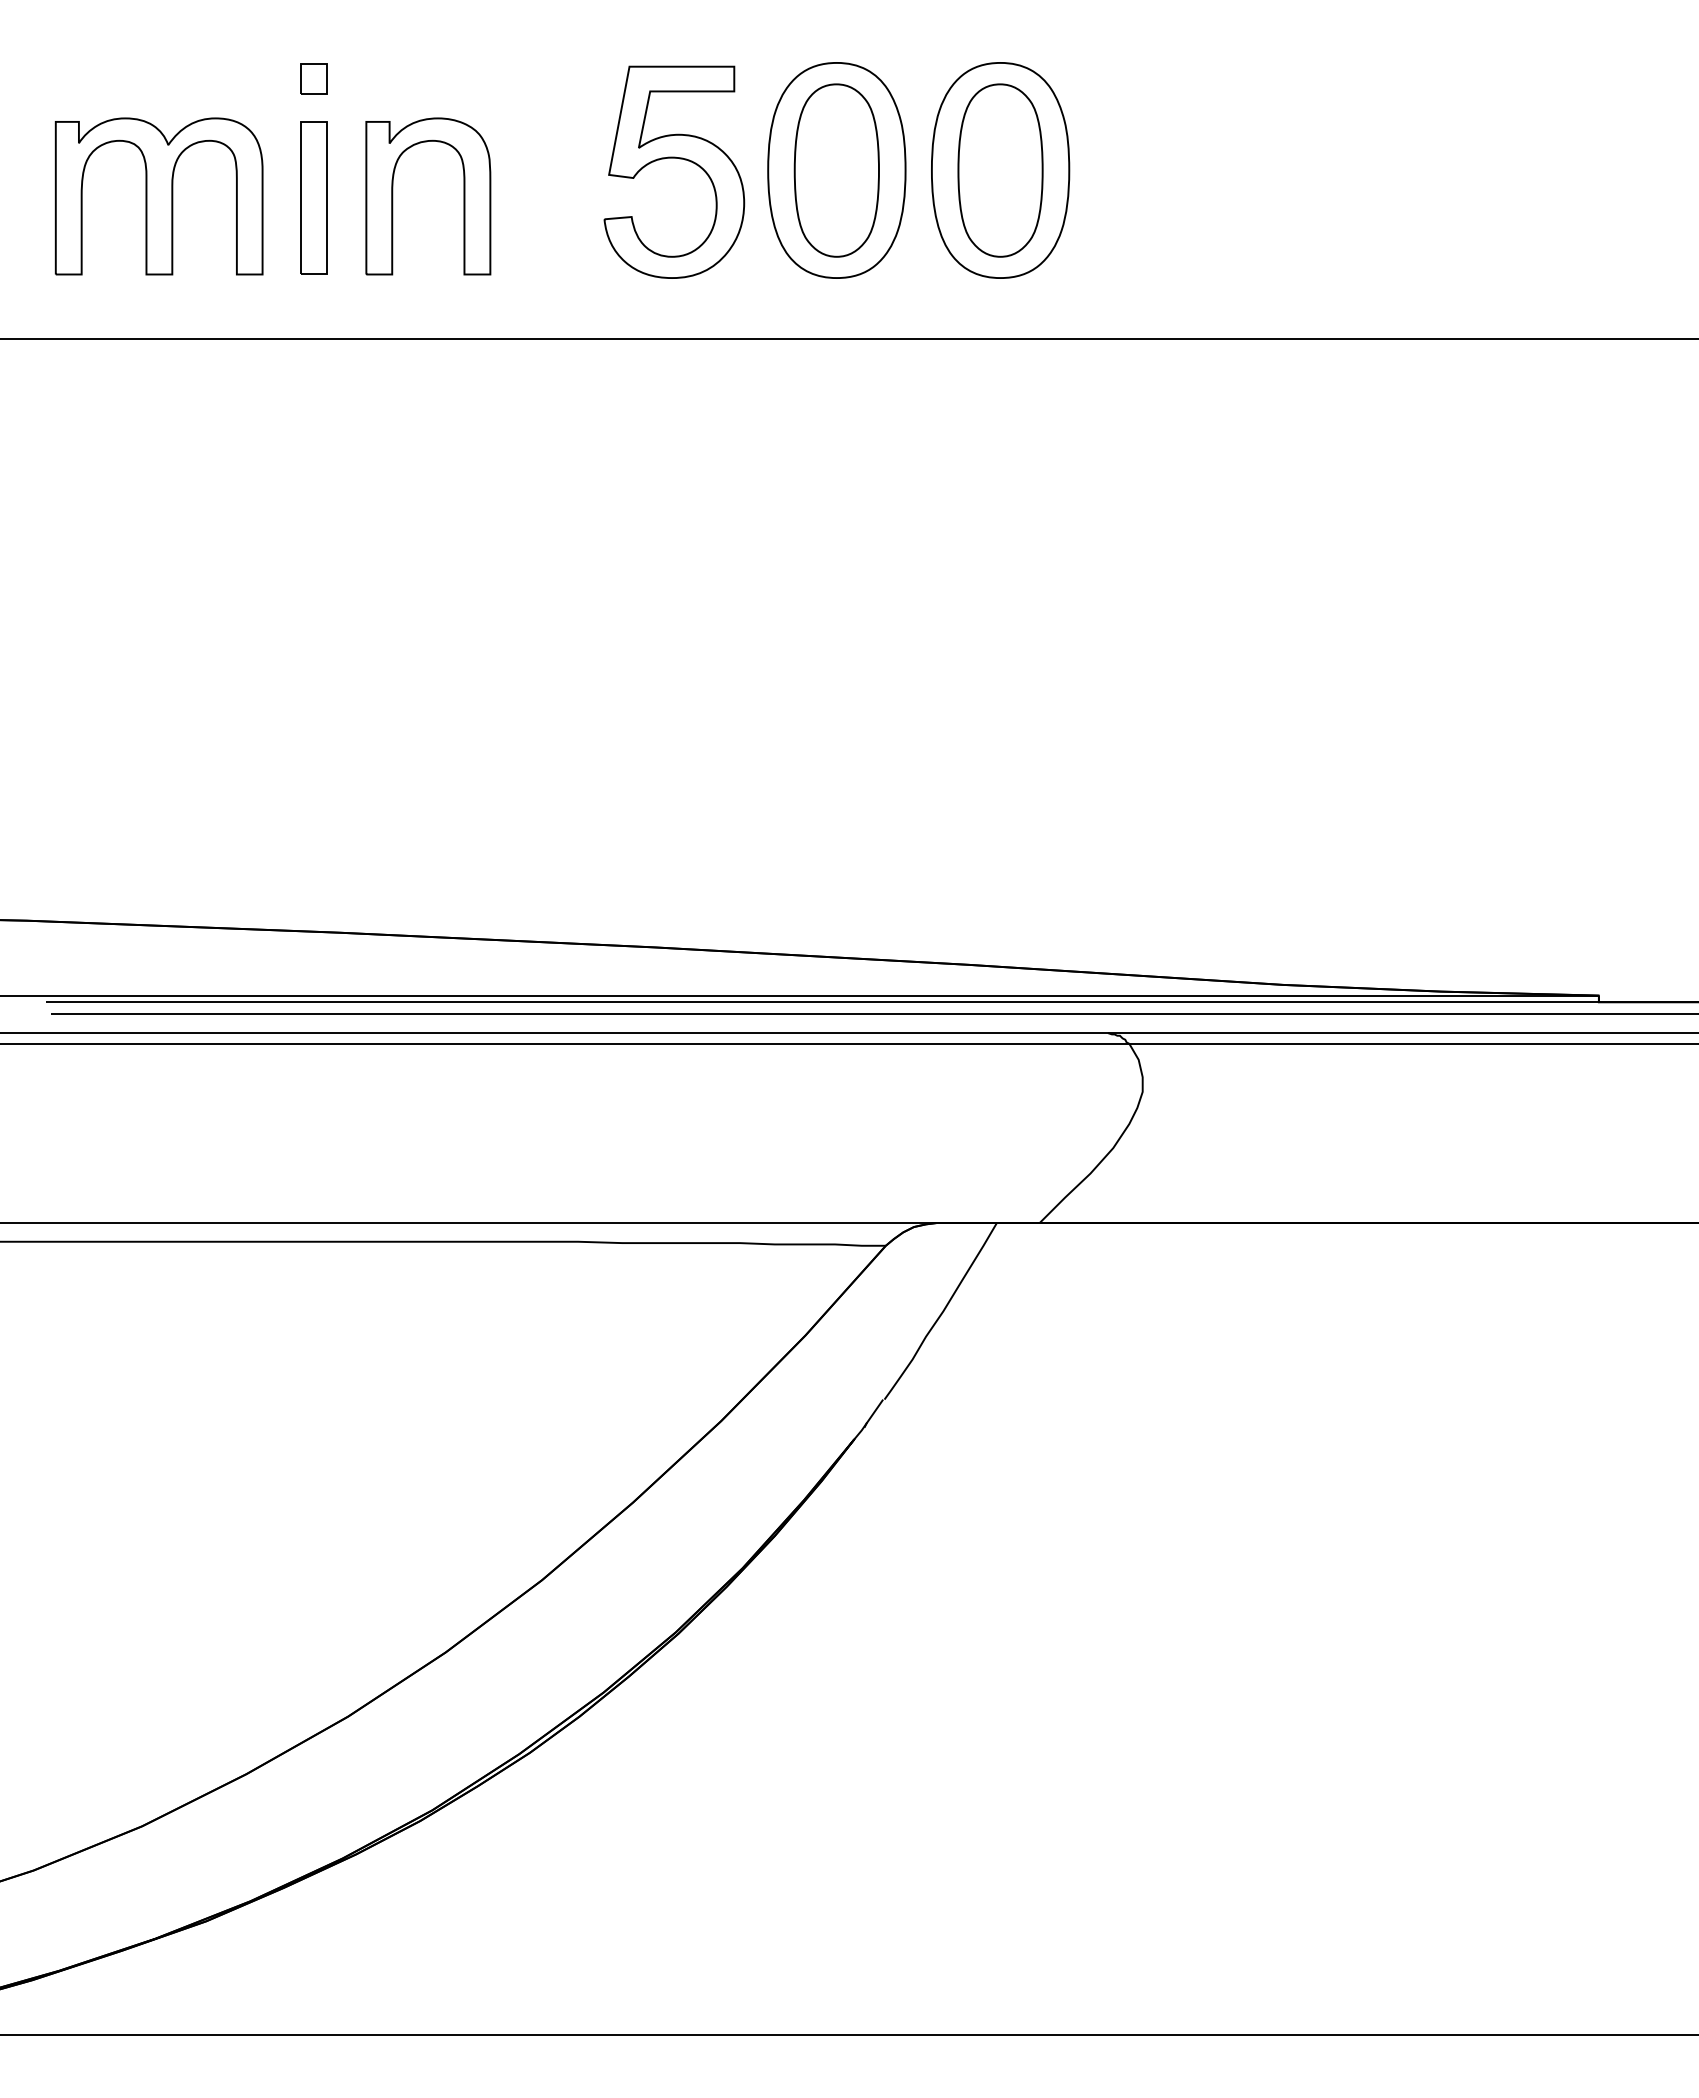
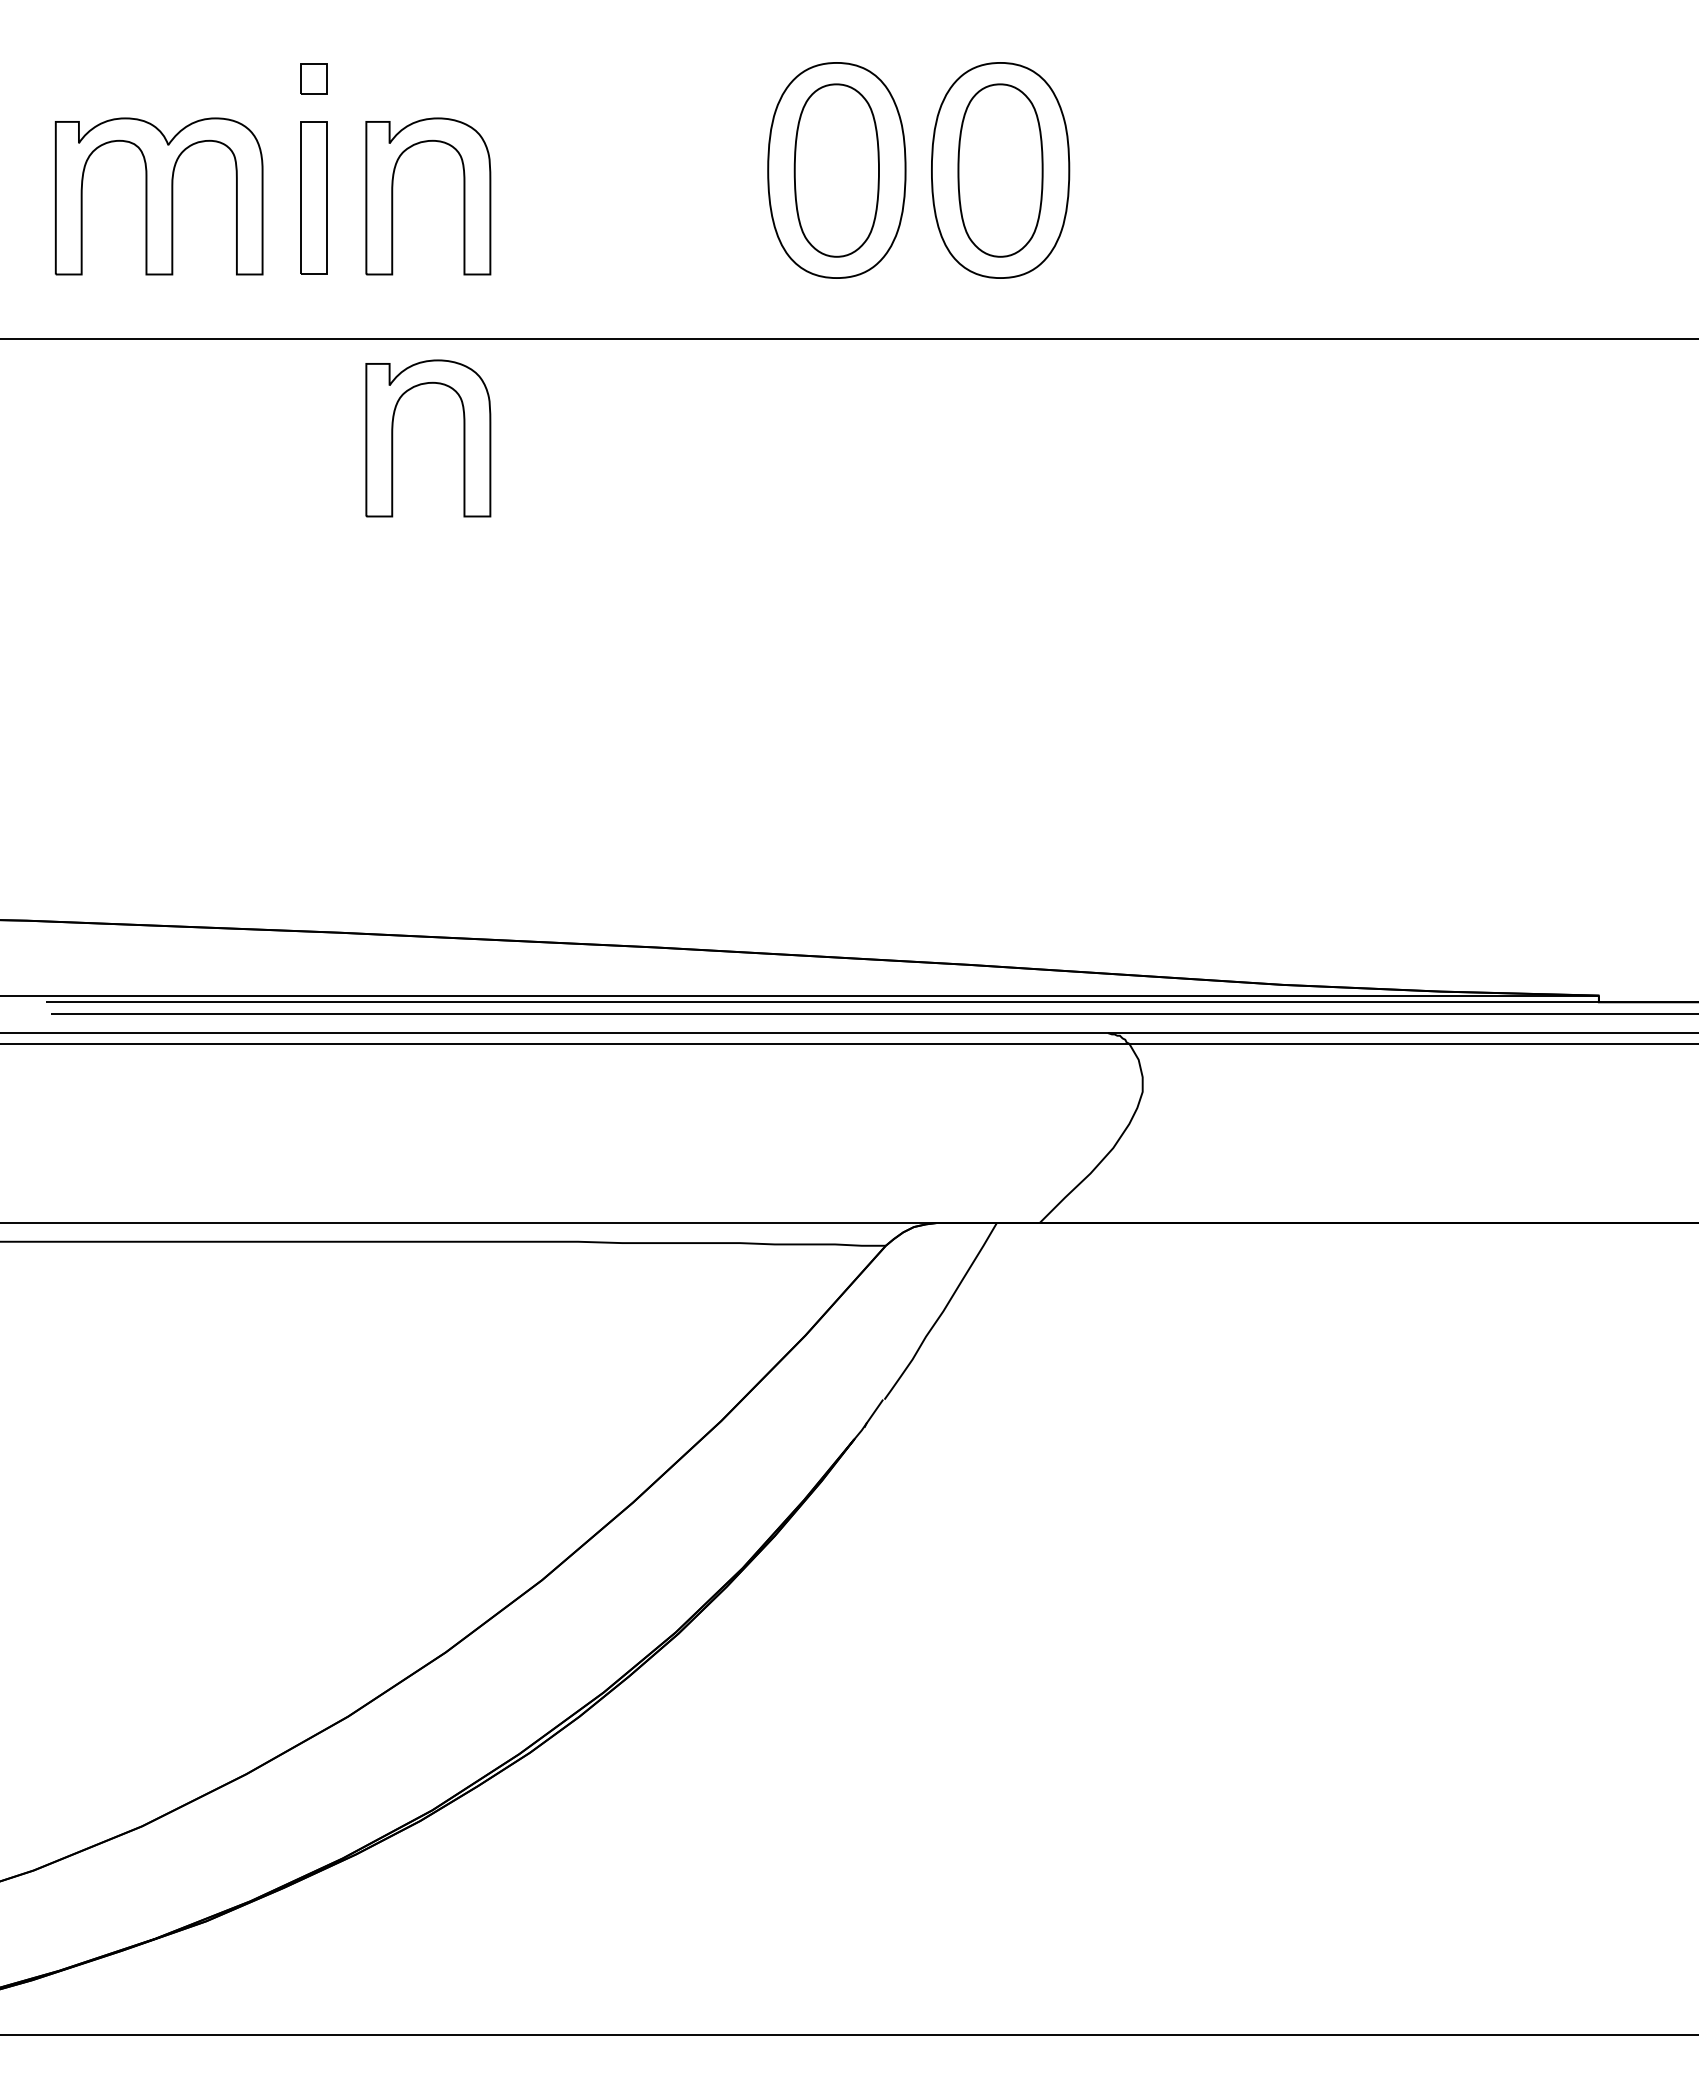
part: present -> none (674, 158)
part: none -> present (393, 438)
